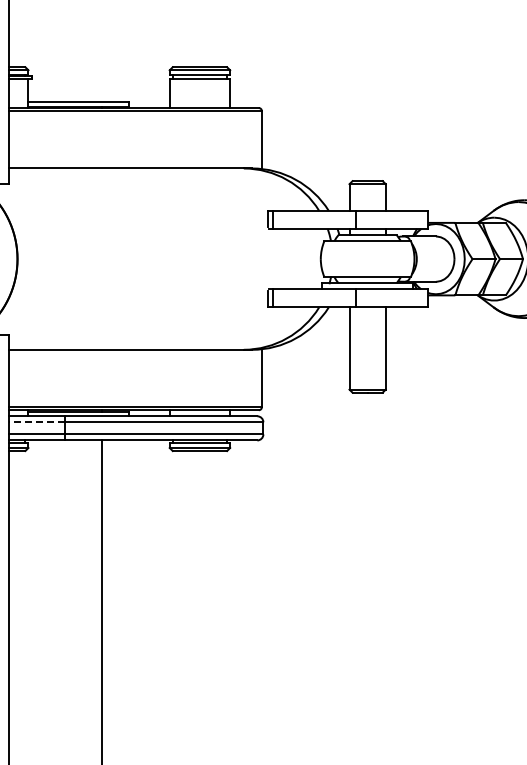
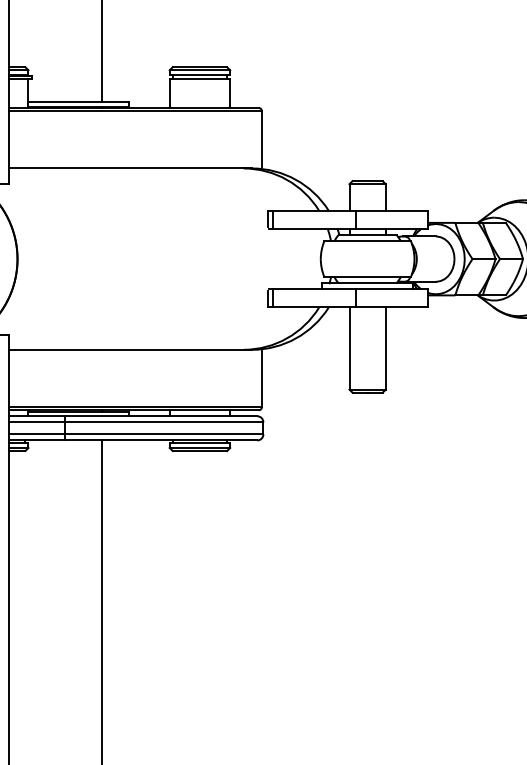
line: none -> present (101, 52)
line: dashed -> solid (36, 422)
